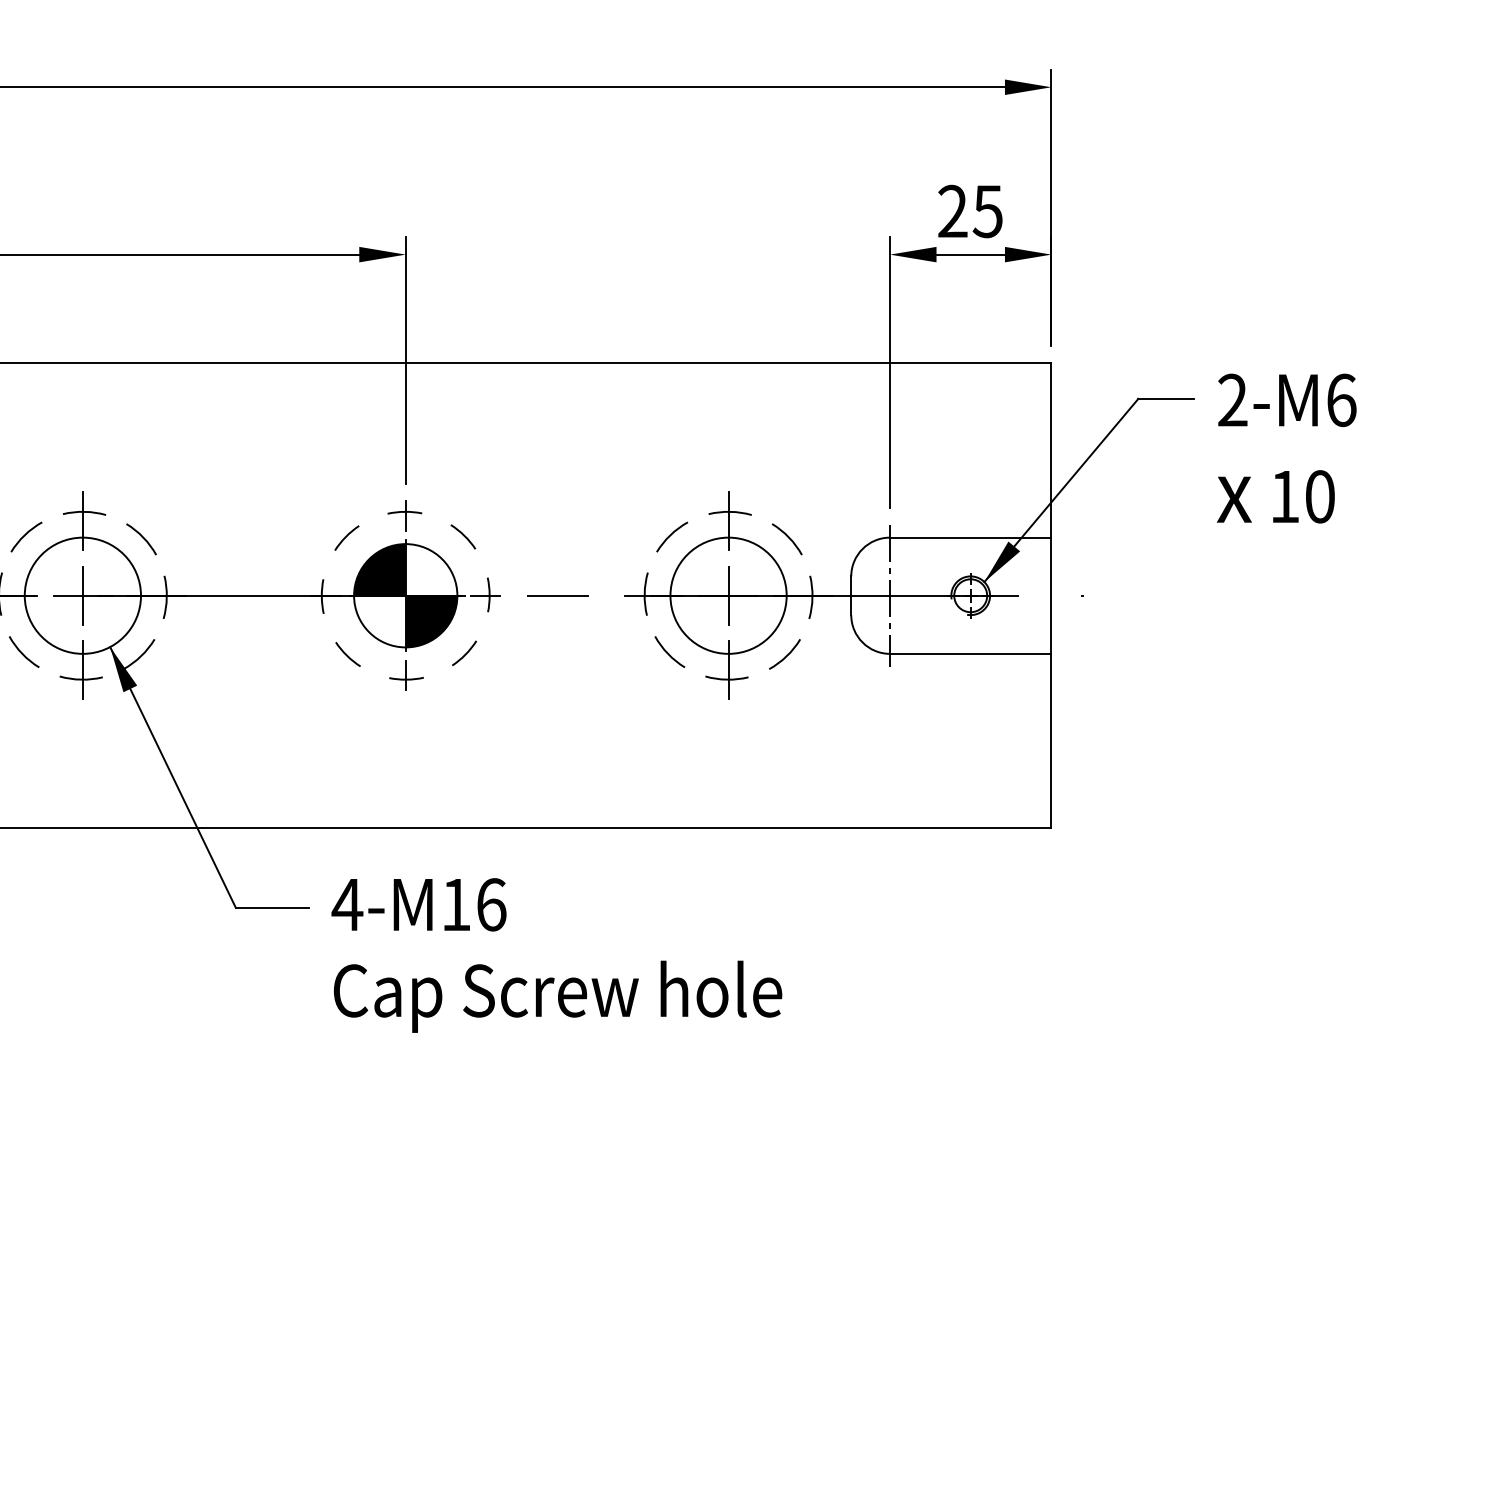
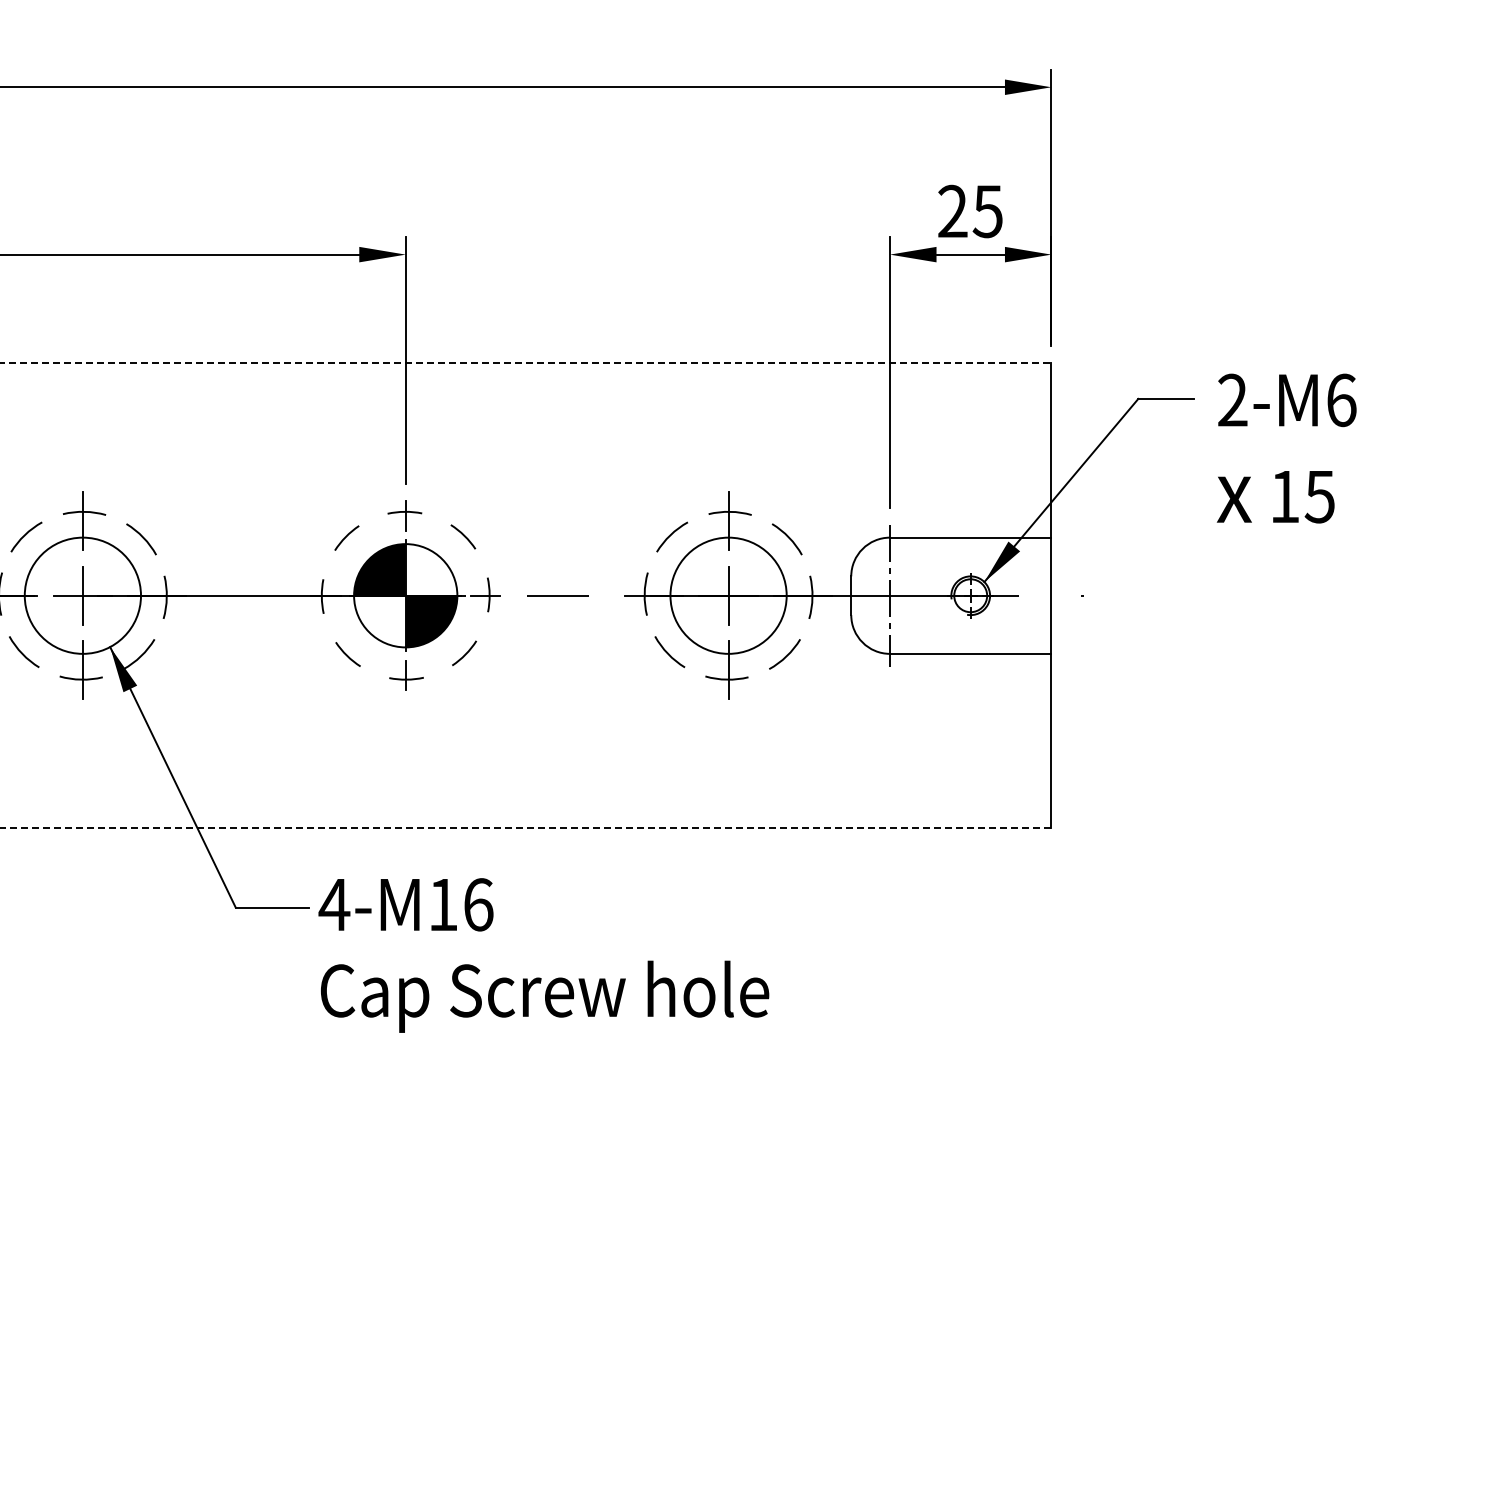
line: solid -> dashed (526, 363)
text: 10 -> 15 (1319, 496)
line: solid -> dashed (525, 828)
text position: (556, 955) -> (543, 955) (543, 955)
